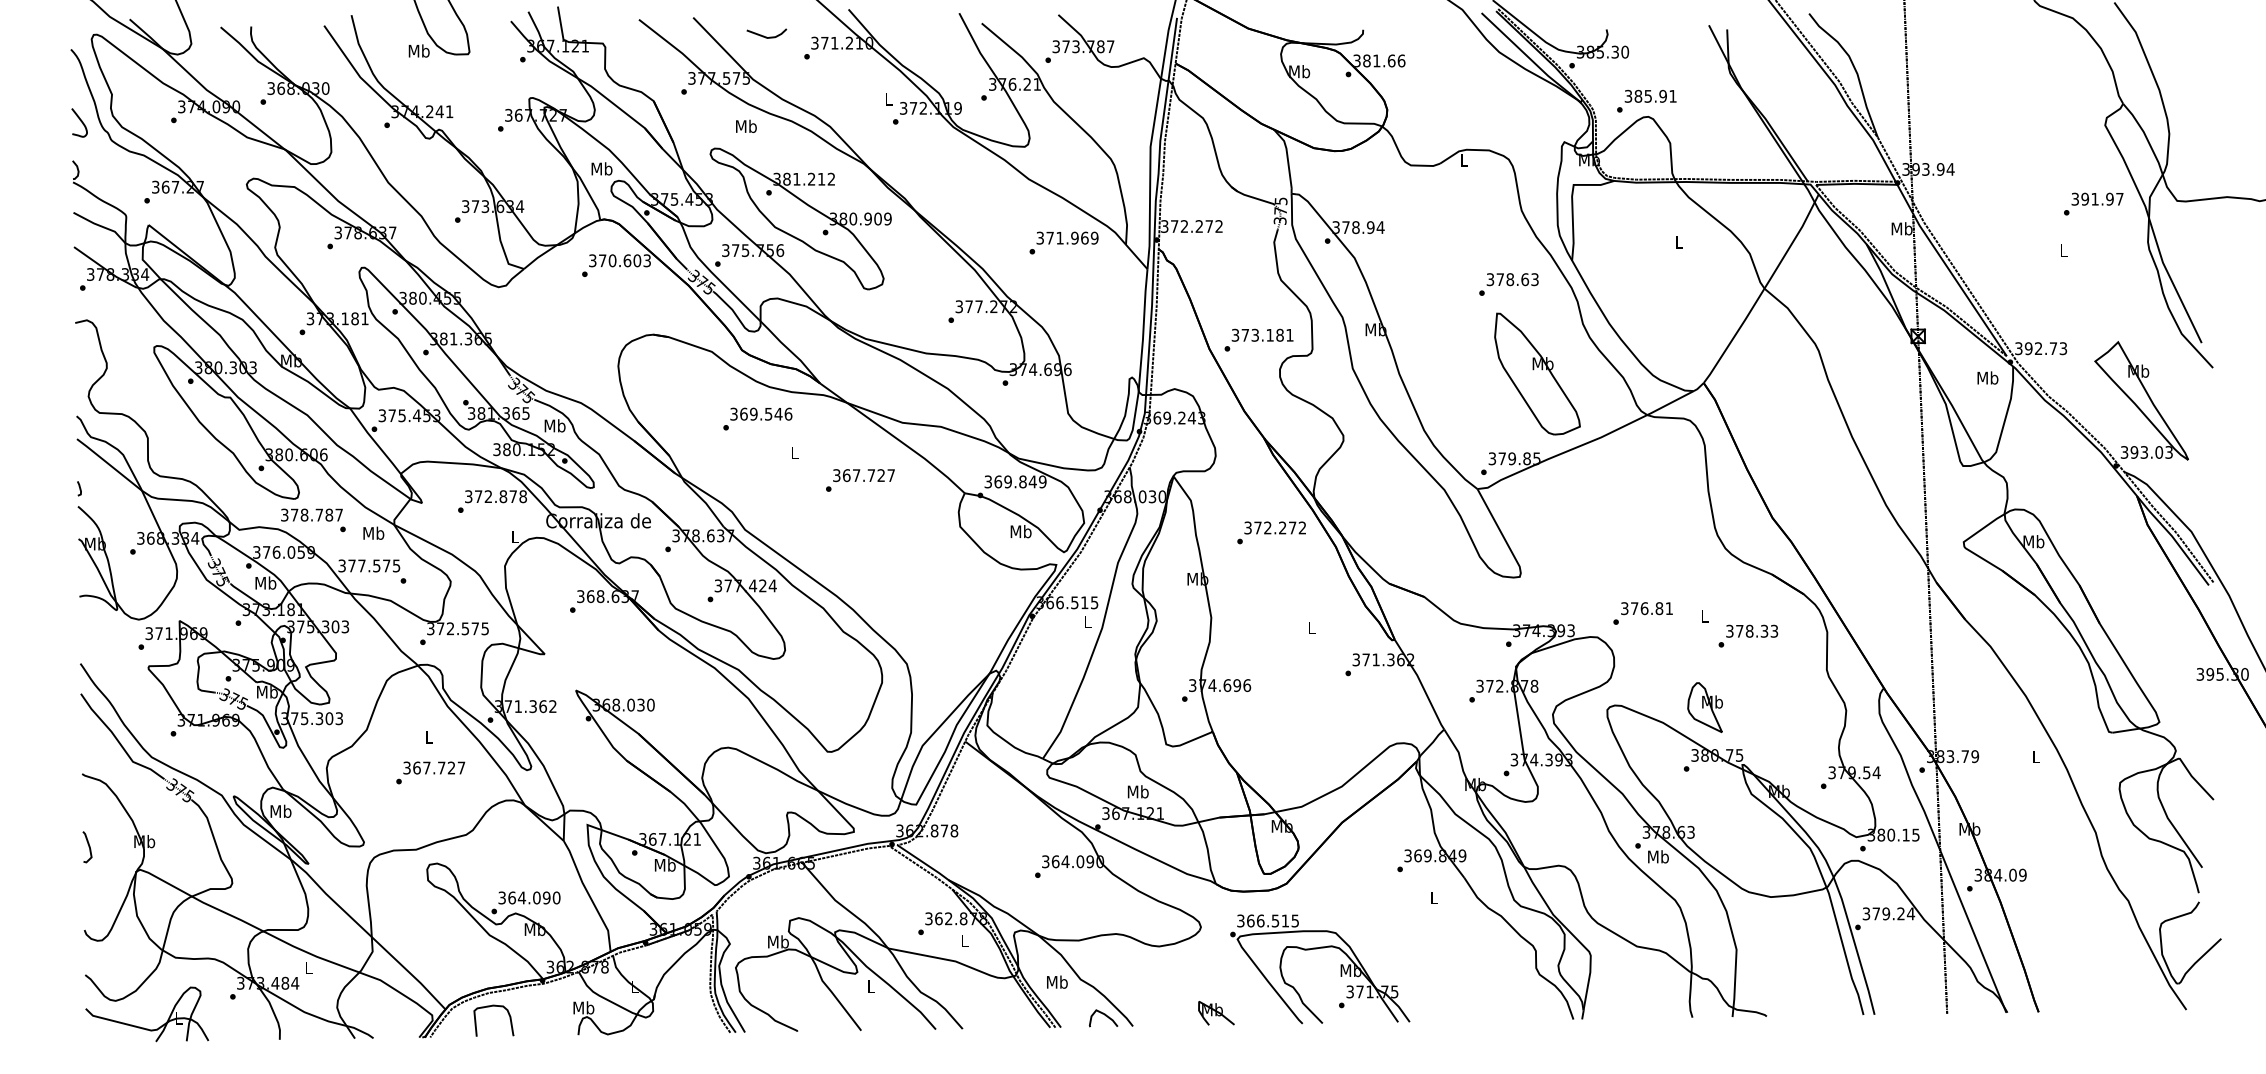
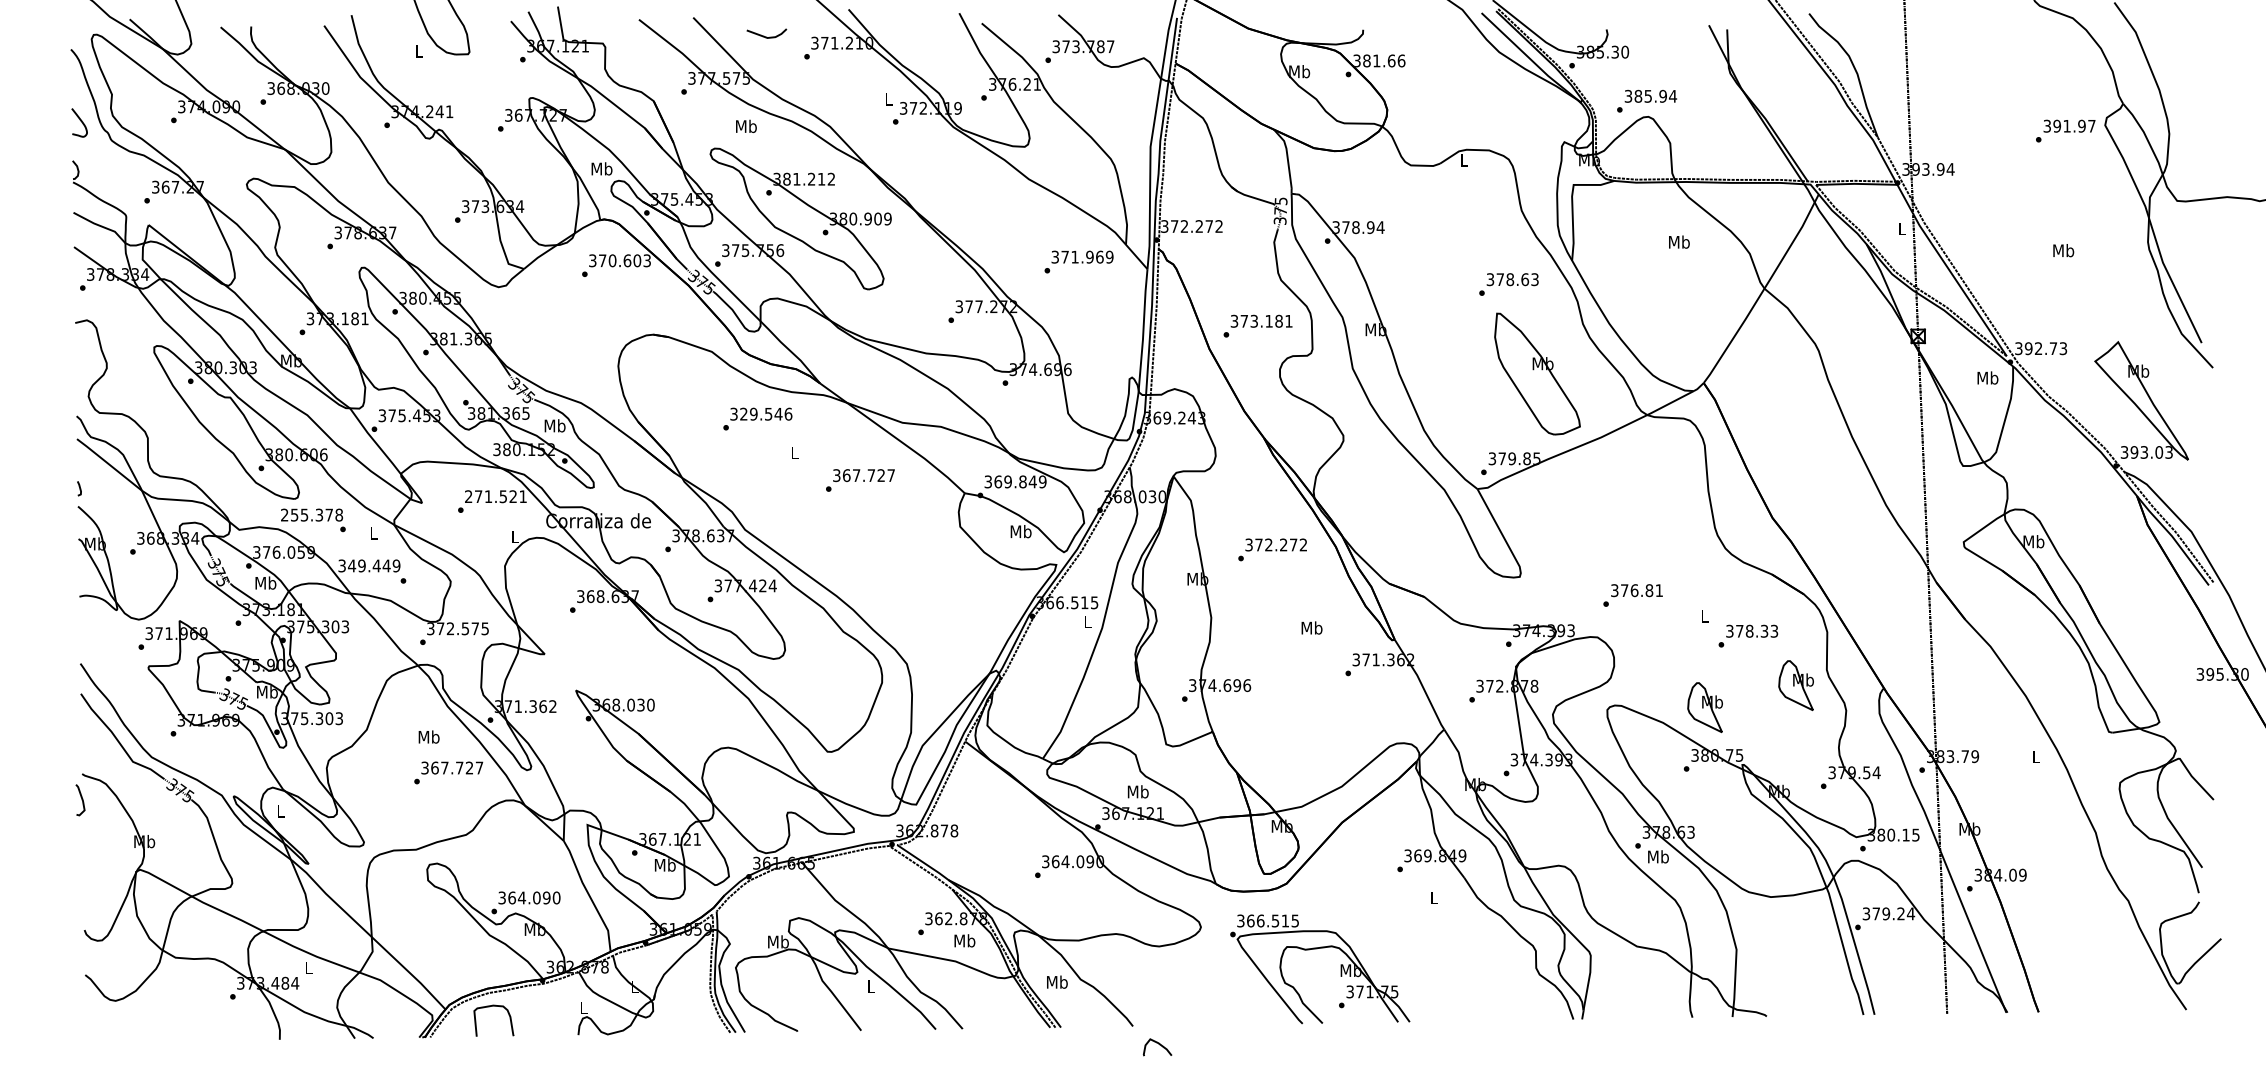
text: Mb -> L (418, 50)
text: 385.91 -> 385.94 (1673, 96)
text position: (2093, 203) -> (2065, 130) (2065, 130)
text: Mb -> L (1901, 228)
text: L -> Mb (1679, 241)
text position: (1063, 242) -> (1078, 261) (1078, 261)
text: L -> Mb (2063, 250)
text position: (1258, 339) -> (1257, 325) (1257, 325)
text: 369.546 -> 329.546 (743, 413)
text: 372.878 -> 271.521 (496, 496)
text: 378.787 -> 255.378 (312, 514)
text: Mb -> L (373, 532)
text position: (1271, 532) -> (1272, 549) (1272, 549)
text: 377.575 -> 349.449 (374, 565)
text position: (1642, 613) -> (1632, 595) (1632, 595)
text: L -> Mb (1311, 627)
part: none -> present (1795, 685)
text: L -> Mb (428, 736)
text position: (430, 772) -> (448, 772) (448, 772)
text: Mb -> L (280, 810)
curve position: (88, 847) -> (81, 800) (81, 800)
text: L -> Mb (964, 940)
text: Mb -> L (583, 1007)
part: present -> none (1216, 1013)
curve position: (1105, 1016) -> (1159, 1045) (1159, 1045)
part: present -> none (144, 1027)
